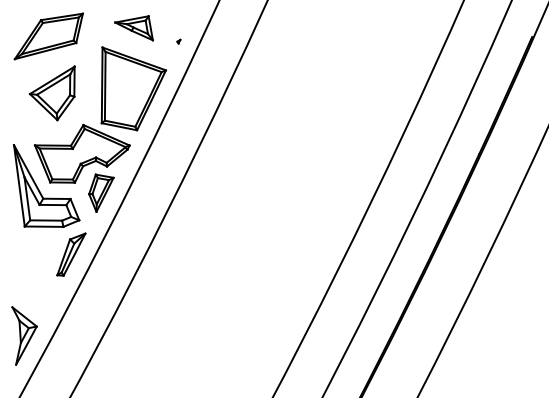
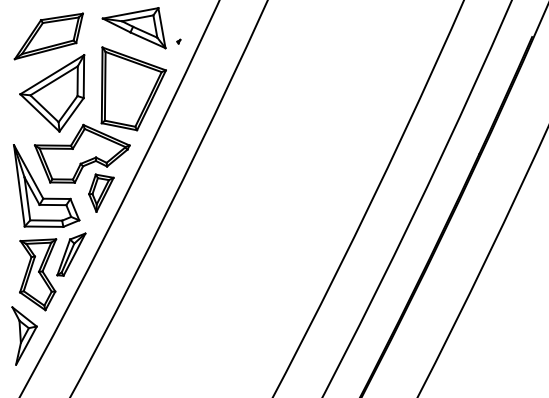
part size: 40x27 px -> 66x43 px (133, 28)
part size: 48x57 px -> 67x79 px (52, 93)
part: none -> present (38, 274)
